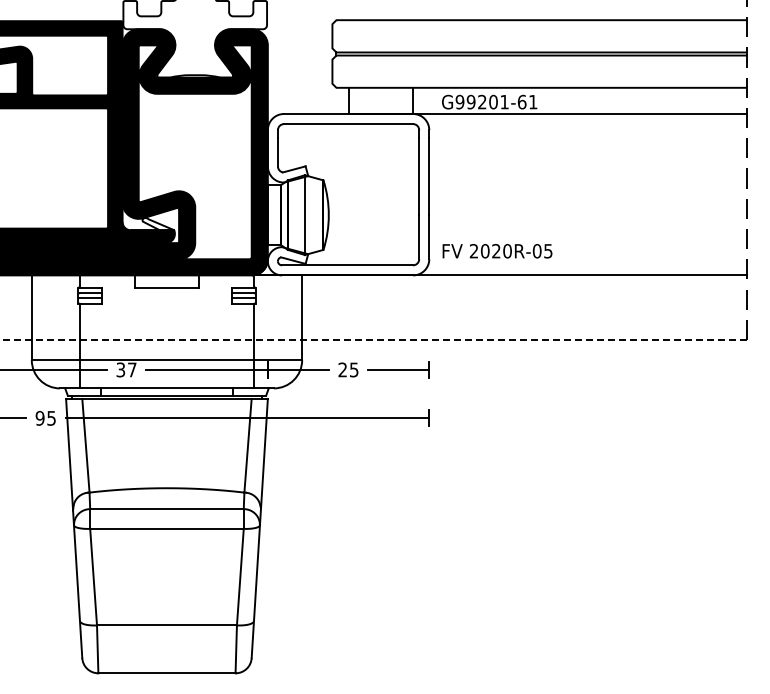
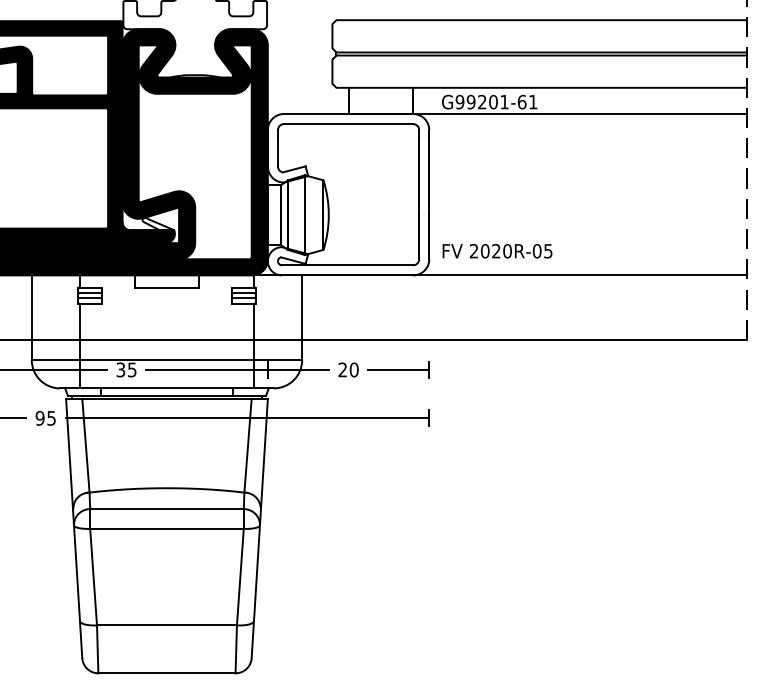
line: dashed -> solid (373, 339)
text: 37 -> 35 (132, 369)
text: 25 -> 20 (353, 369)
